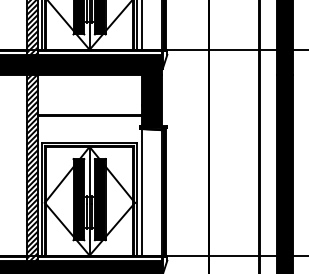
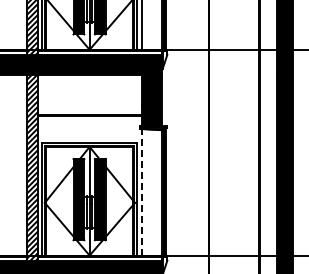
line: solid -> dashed (141, 191)
